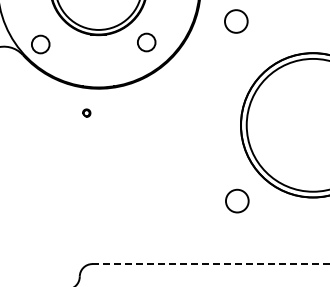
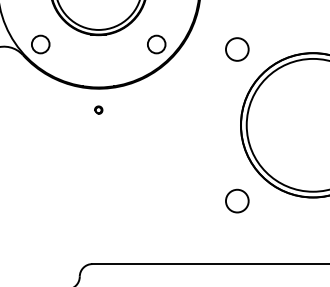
circle position: (236, 21) -> (237, 49) (237, 49)
circle position: (146, 42) -> (156, 44) (156, 44)
part position: (86, 112) -> (98, 109) (98, 109)
line: dashed -> solid (211, 264)
